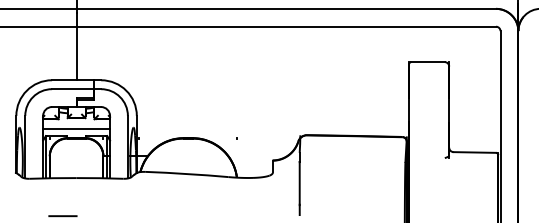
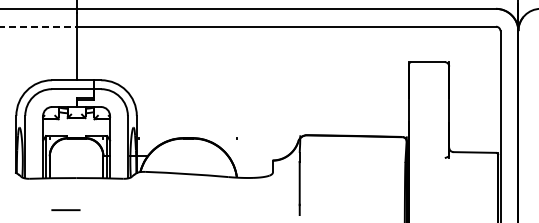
line: solid -> dashed (38, 26)
line: present -> none (76, 129)
line position: (62, 216) -> (65, 210) (65, 210)
